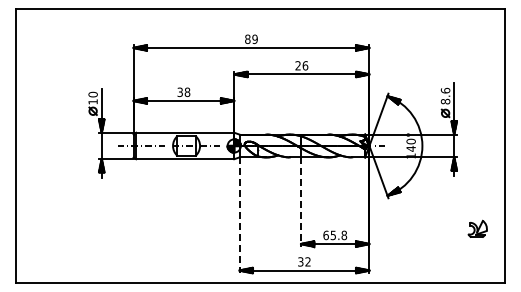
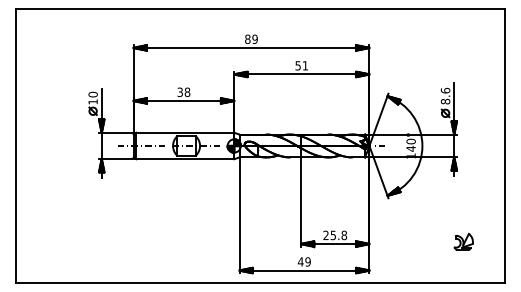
text: 26 -> 51 (301, 65)
line: dashed -> solid (301, 202)
line: dashed -> solid (239, 215)
part position: (477, 228) -> (463, 241) (463, 241)
text: 65.8 -> 25.8 (325, 235)
text: 32 -> 49 (303, 261)
